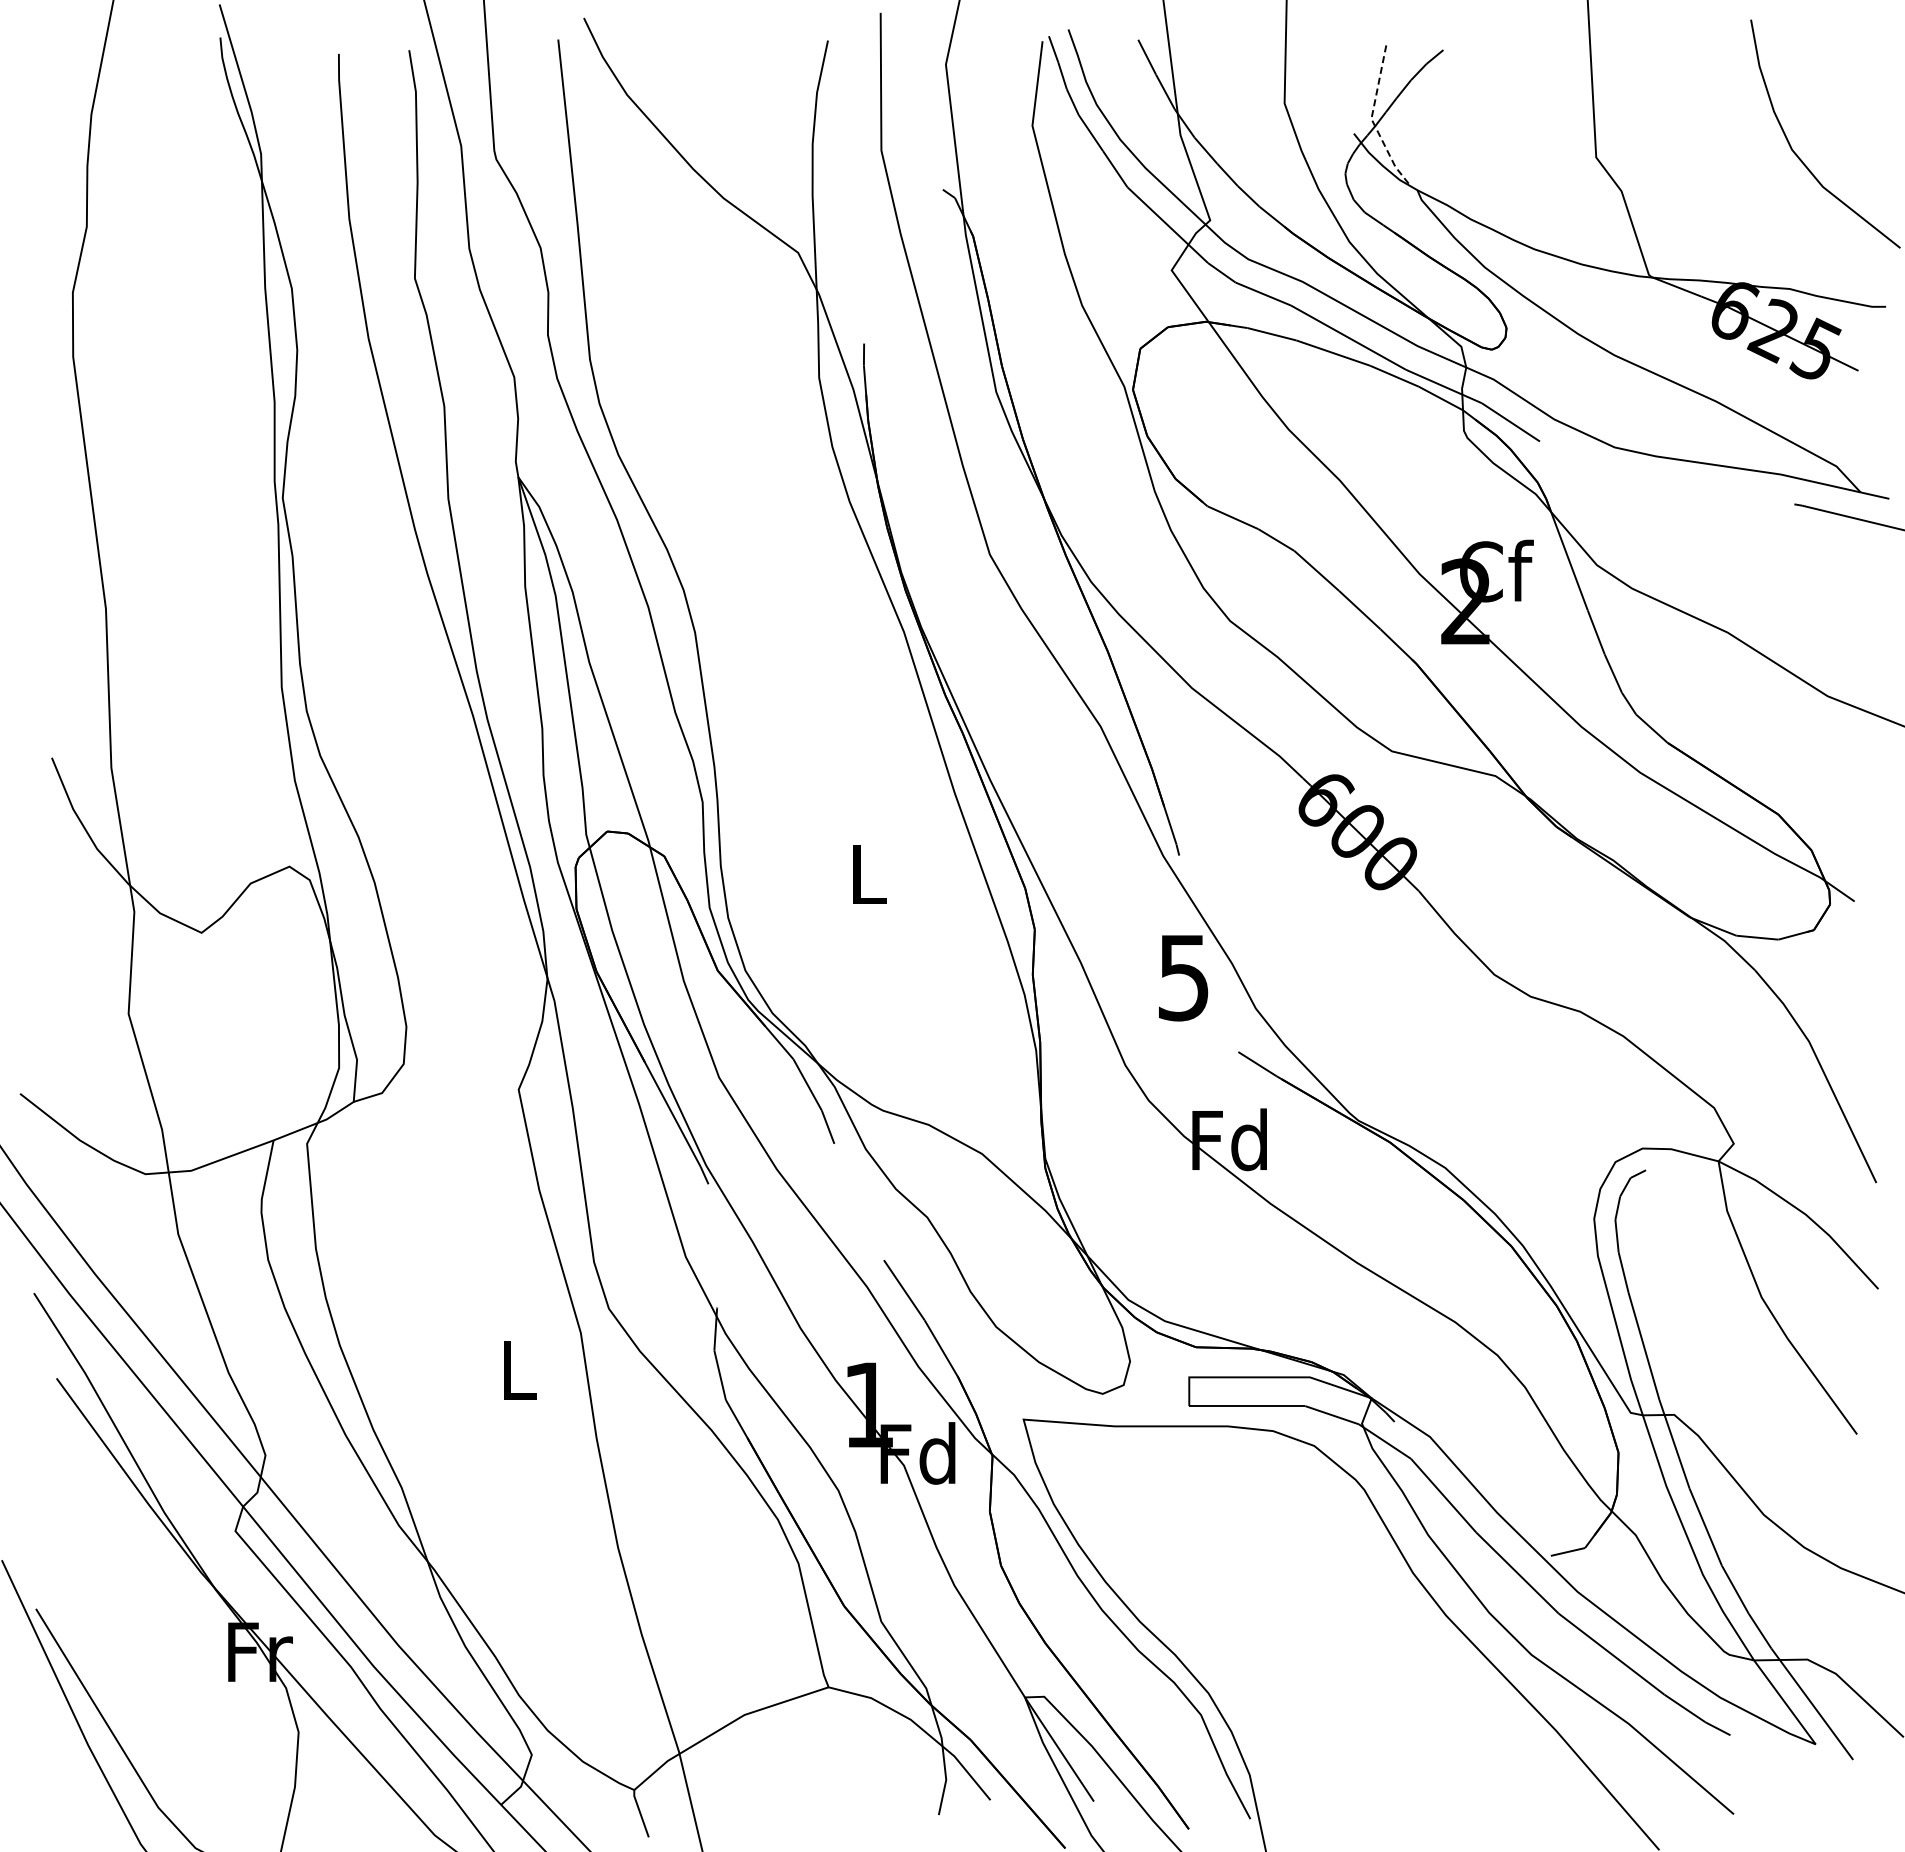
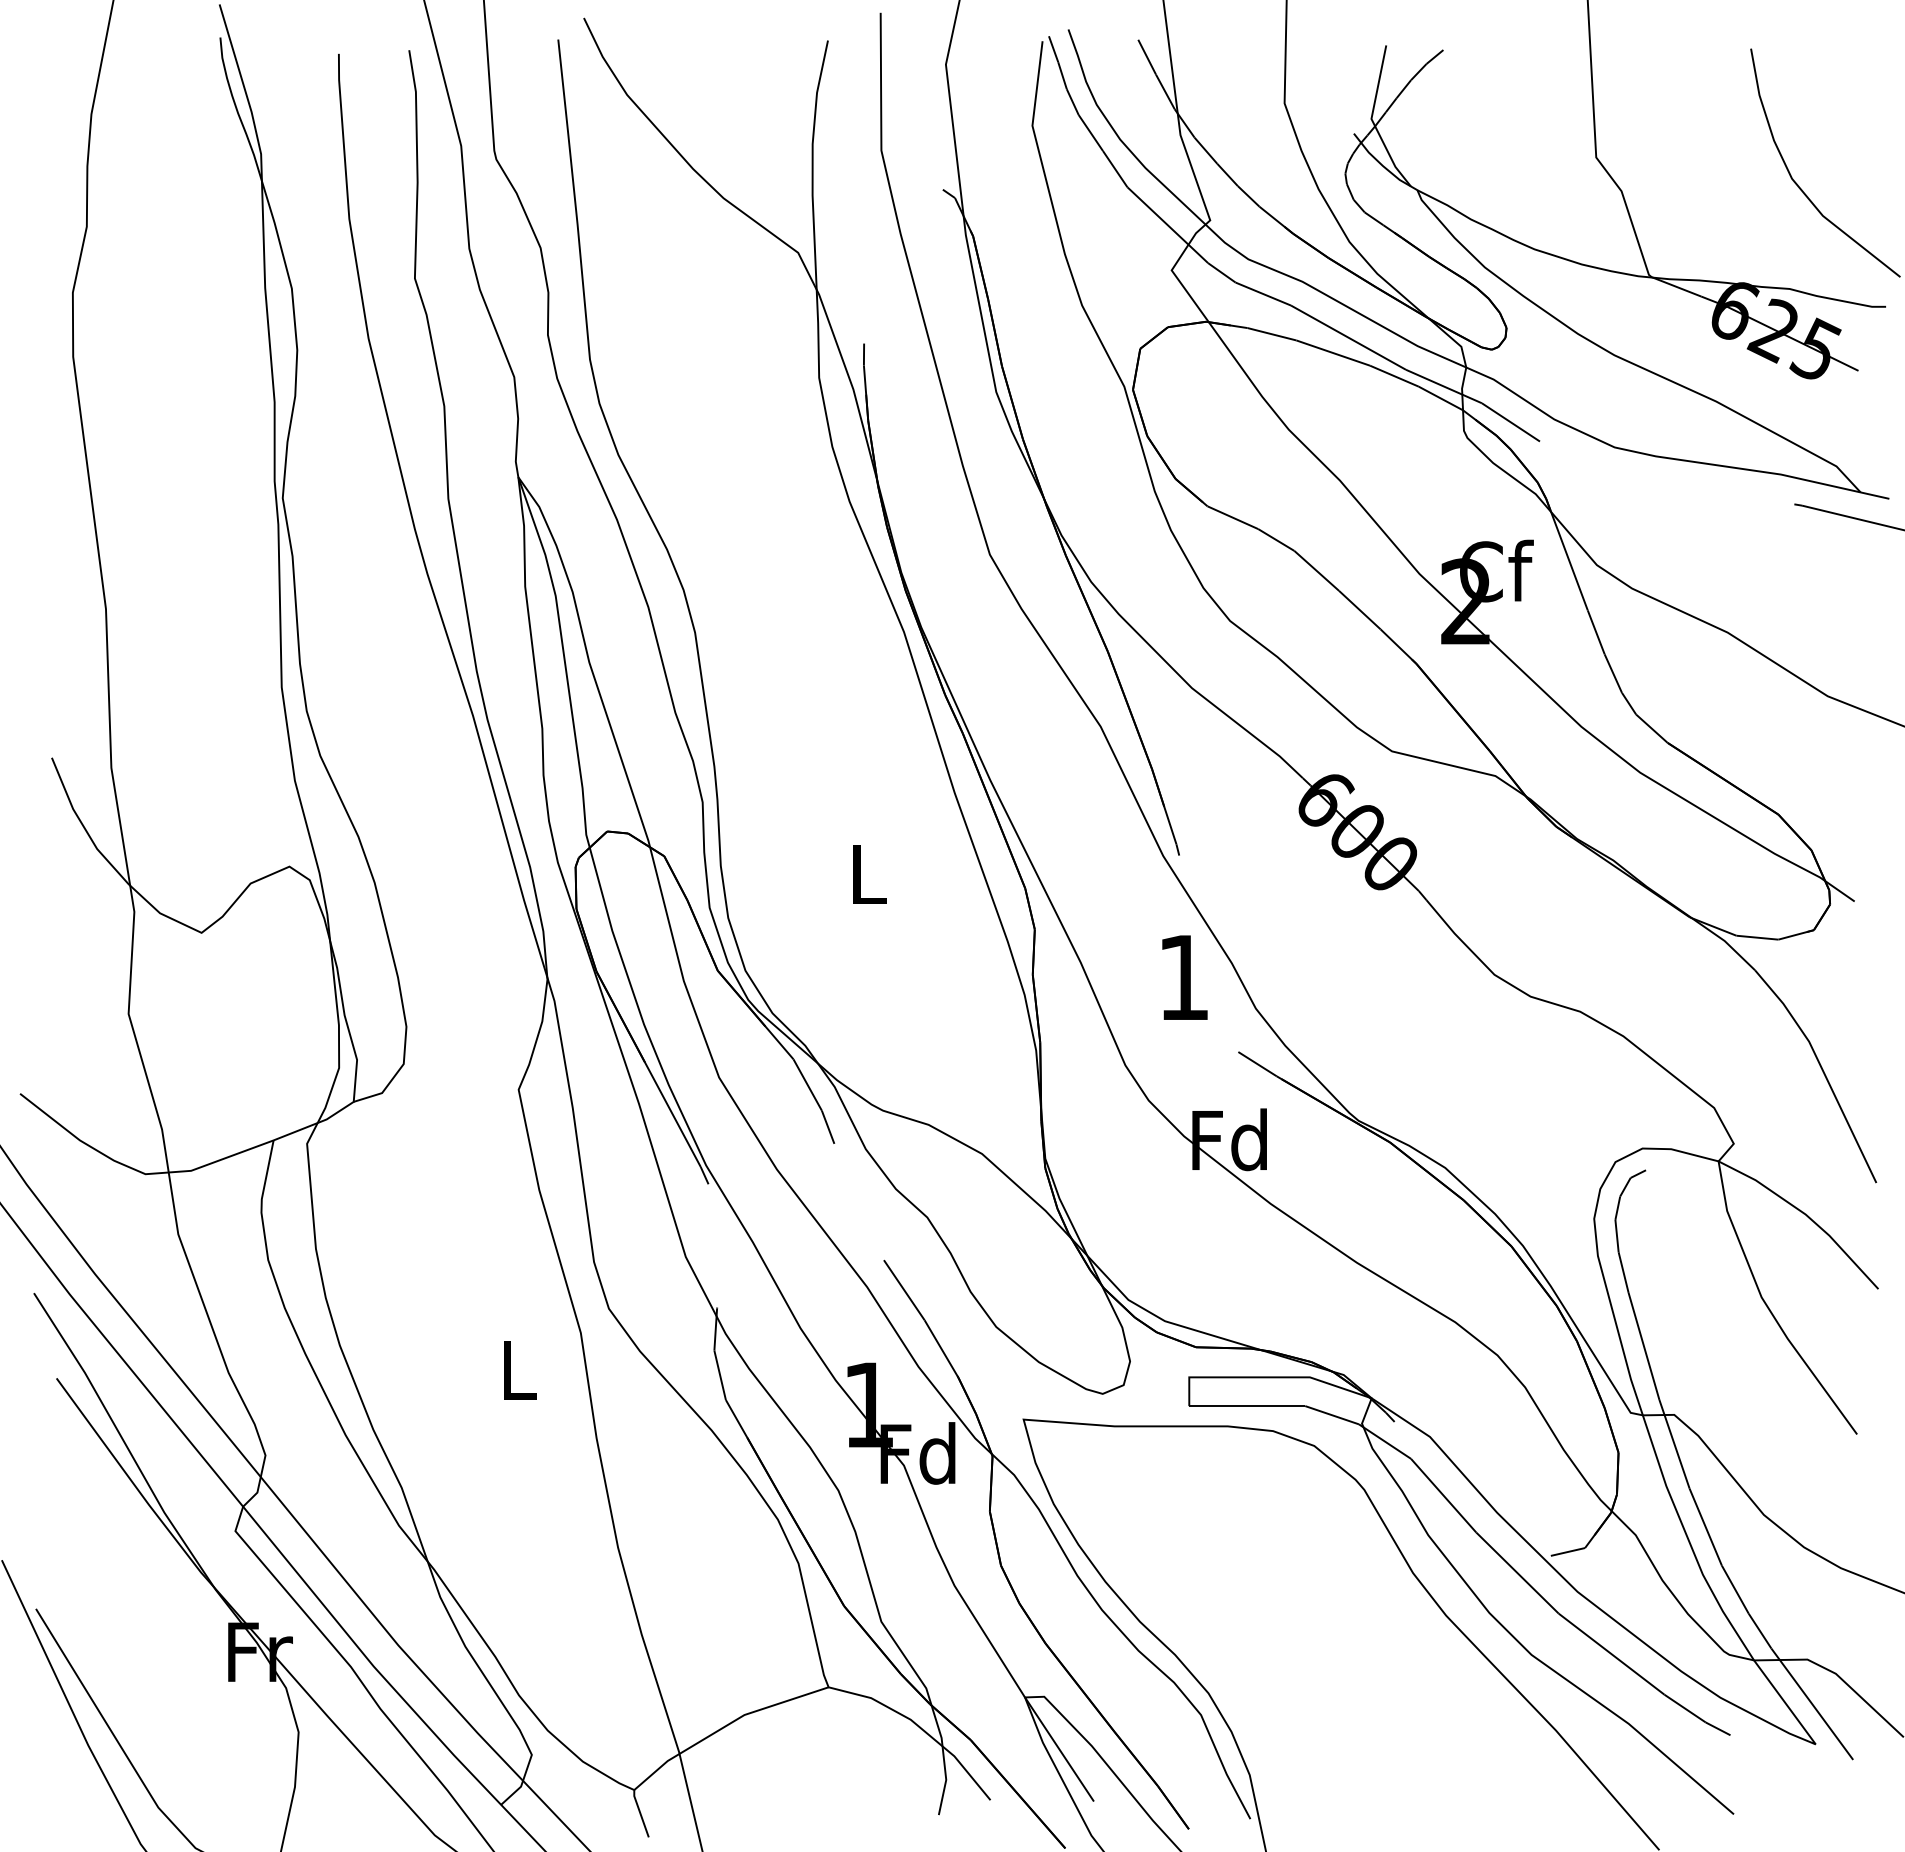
line: dashed -> solid (1372, 120)
curve position: (1798, 155) -> (1798, 184) (1798, 184)
text: 5 -> 1 (1183, 978)
